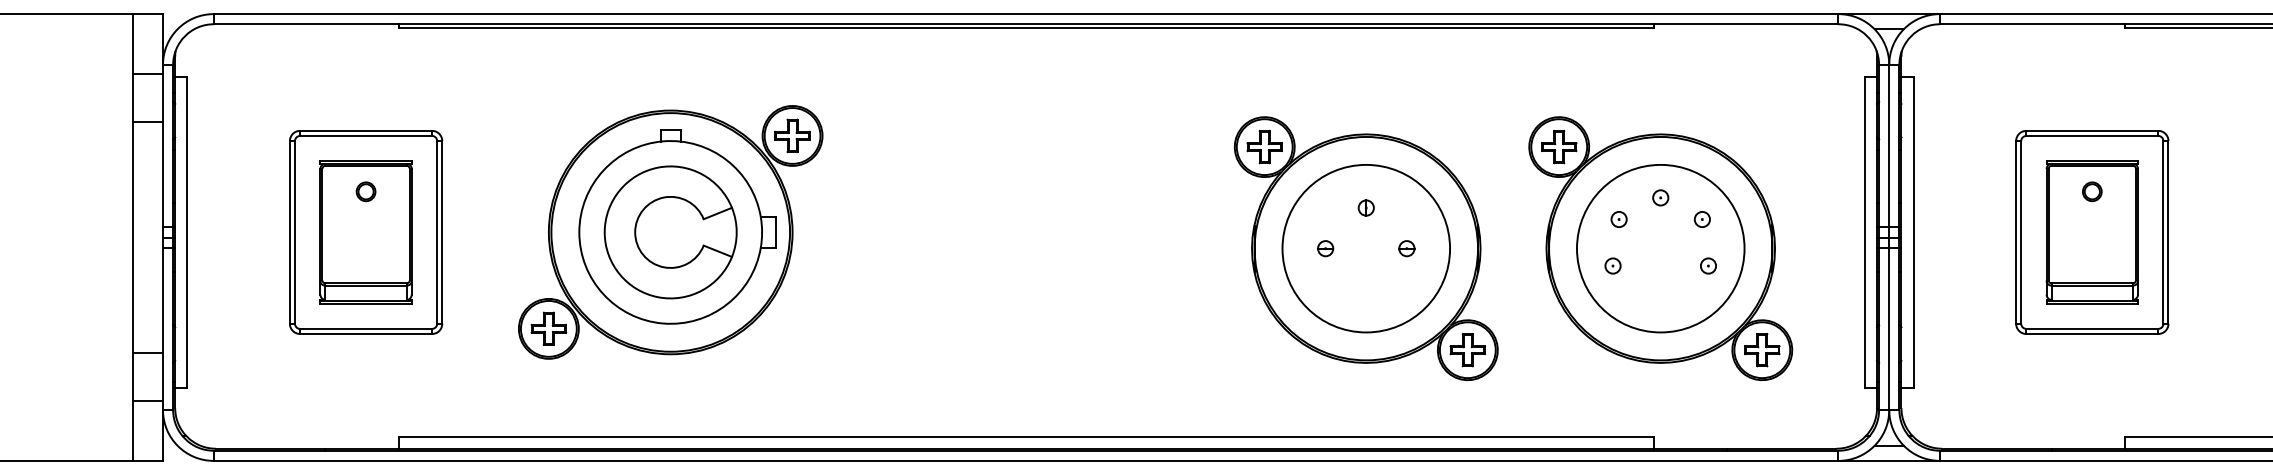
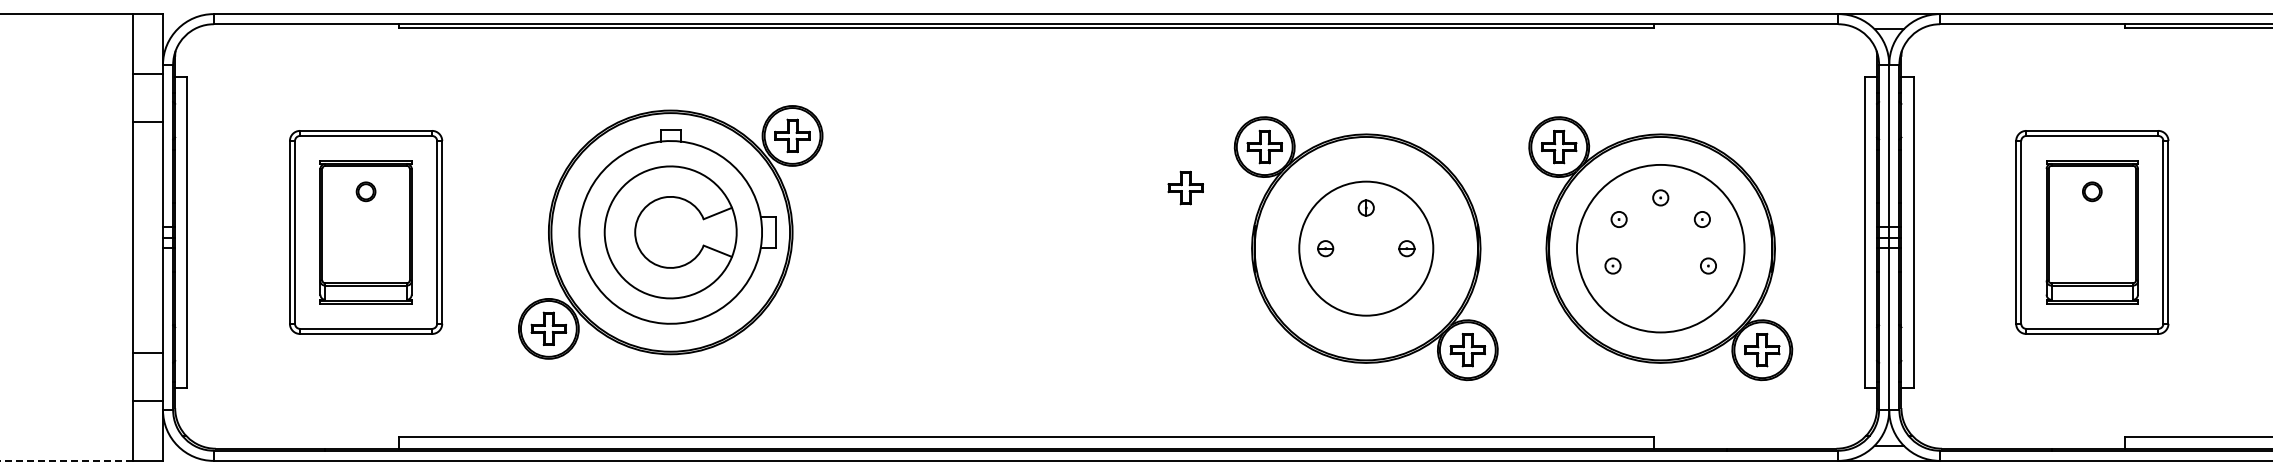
part: none -> present (1185, 187)
circle diameter: 168 px -> 134 px (1366, 248)
line: solid -> dashed (66, 460)
